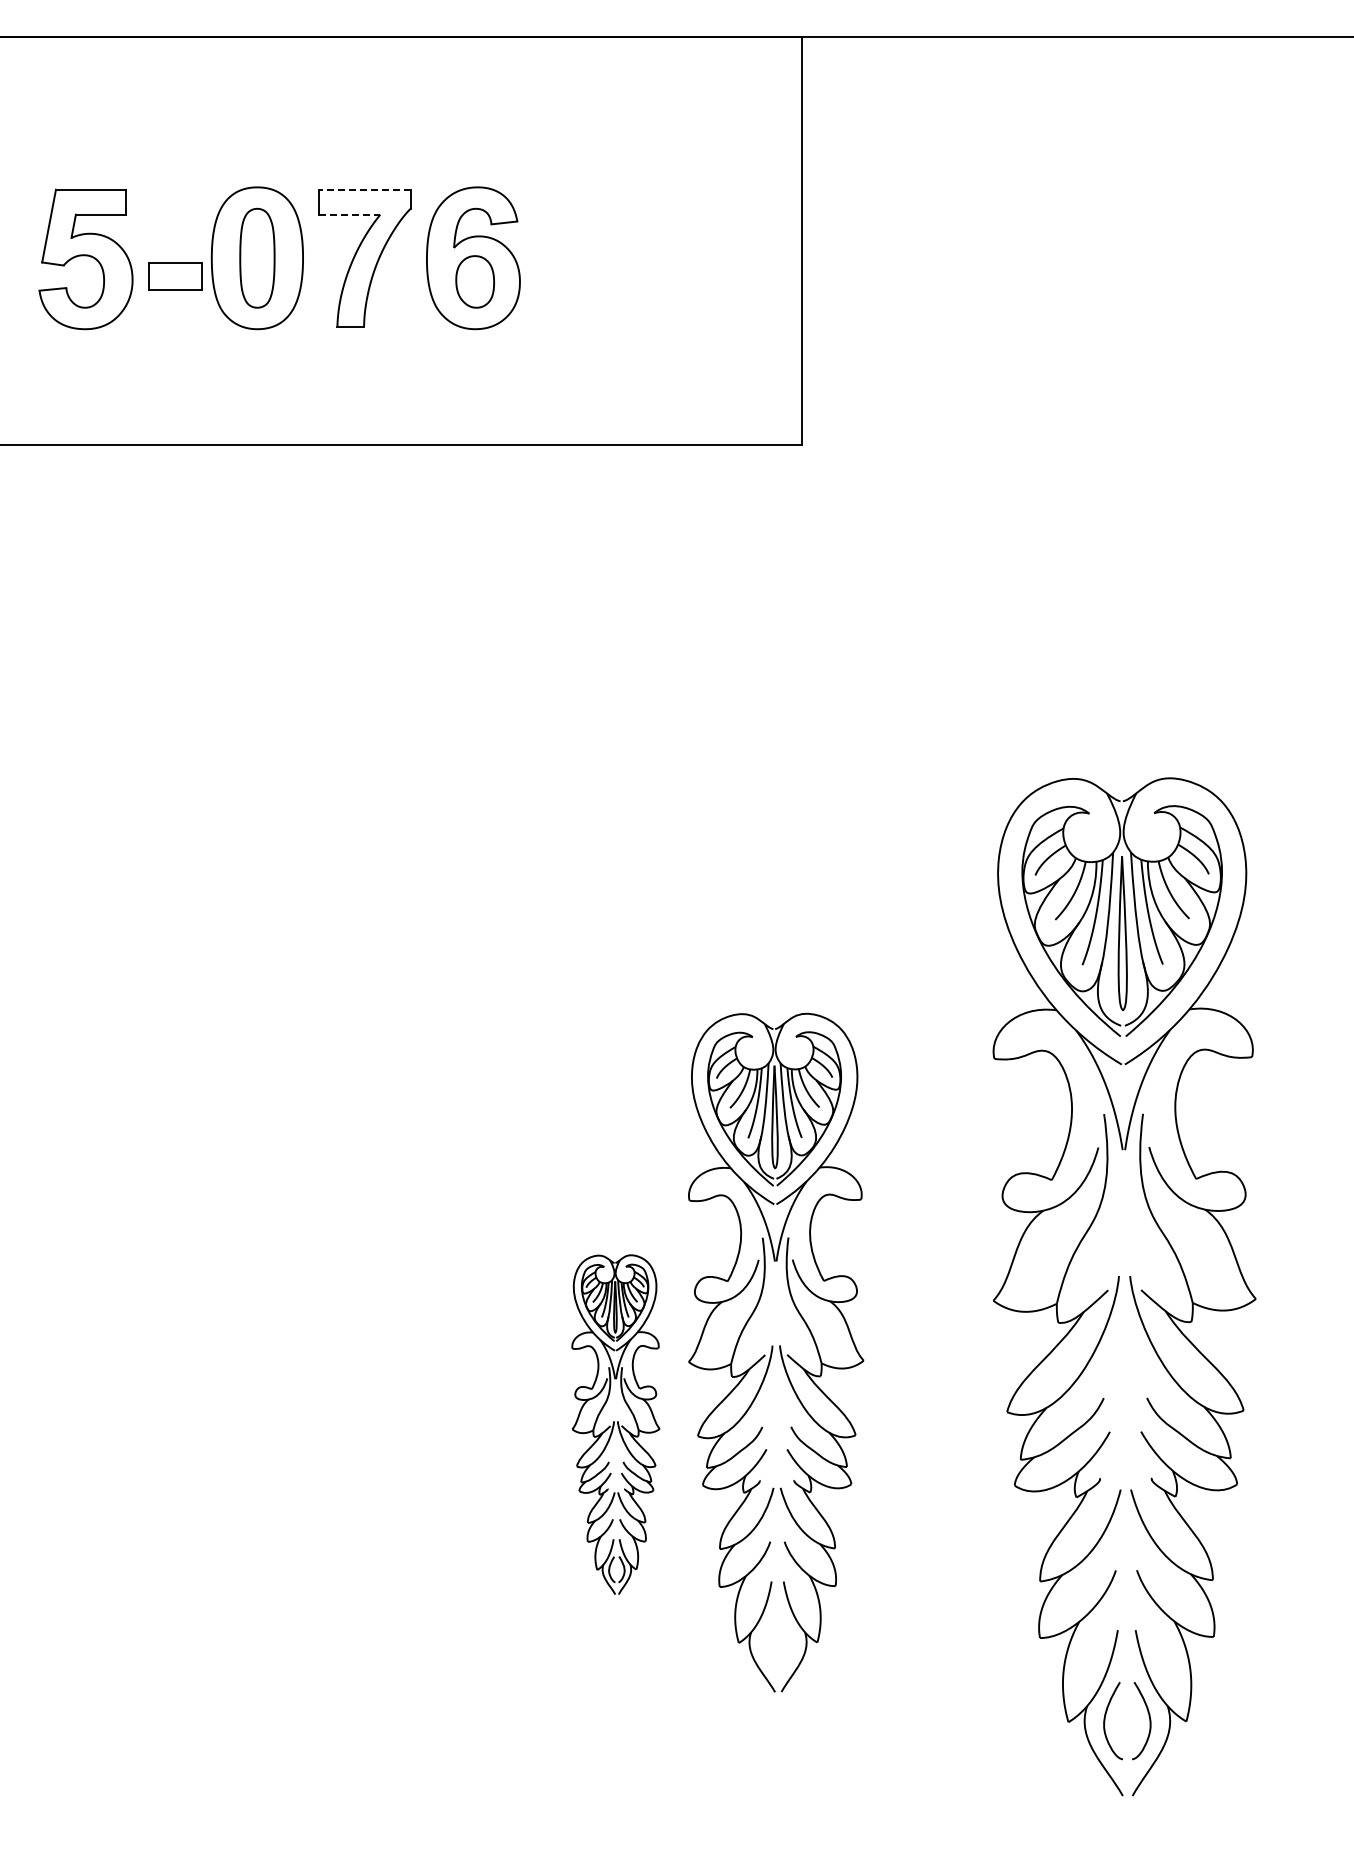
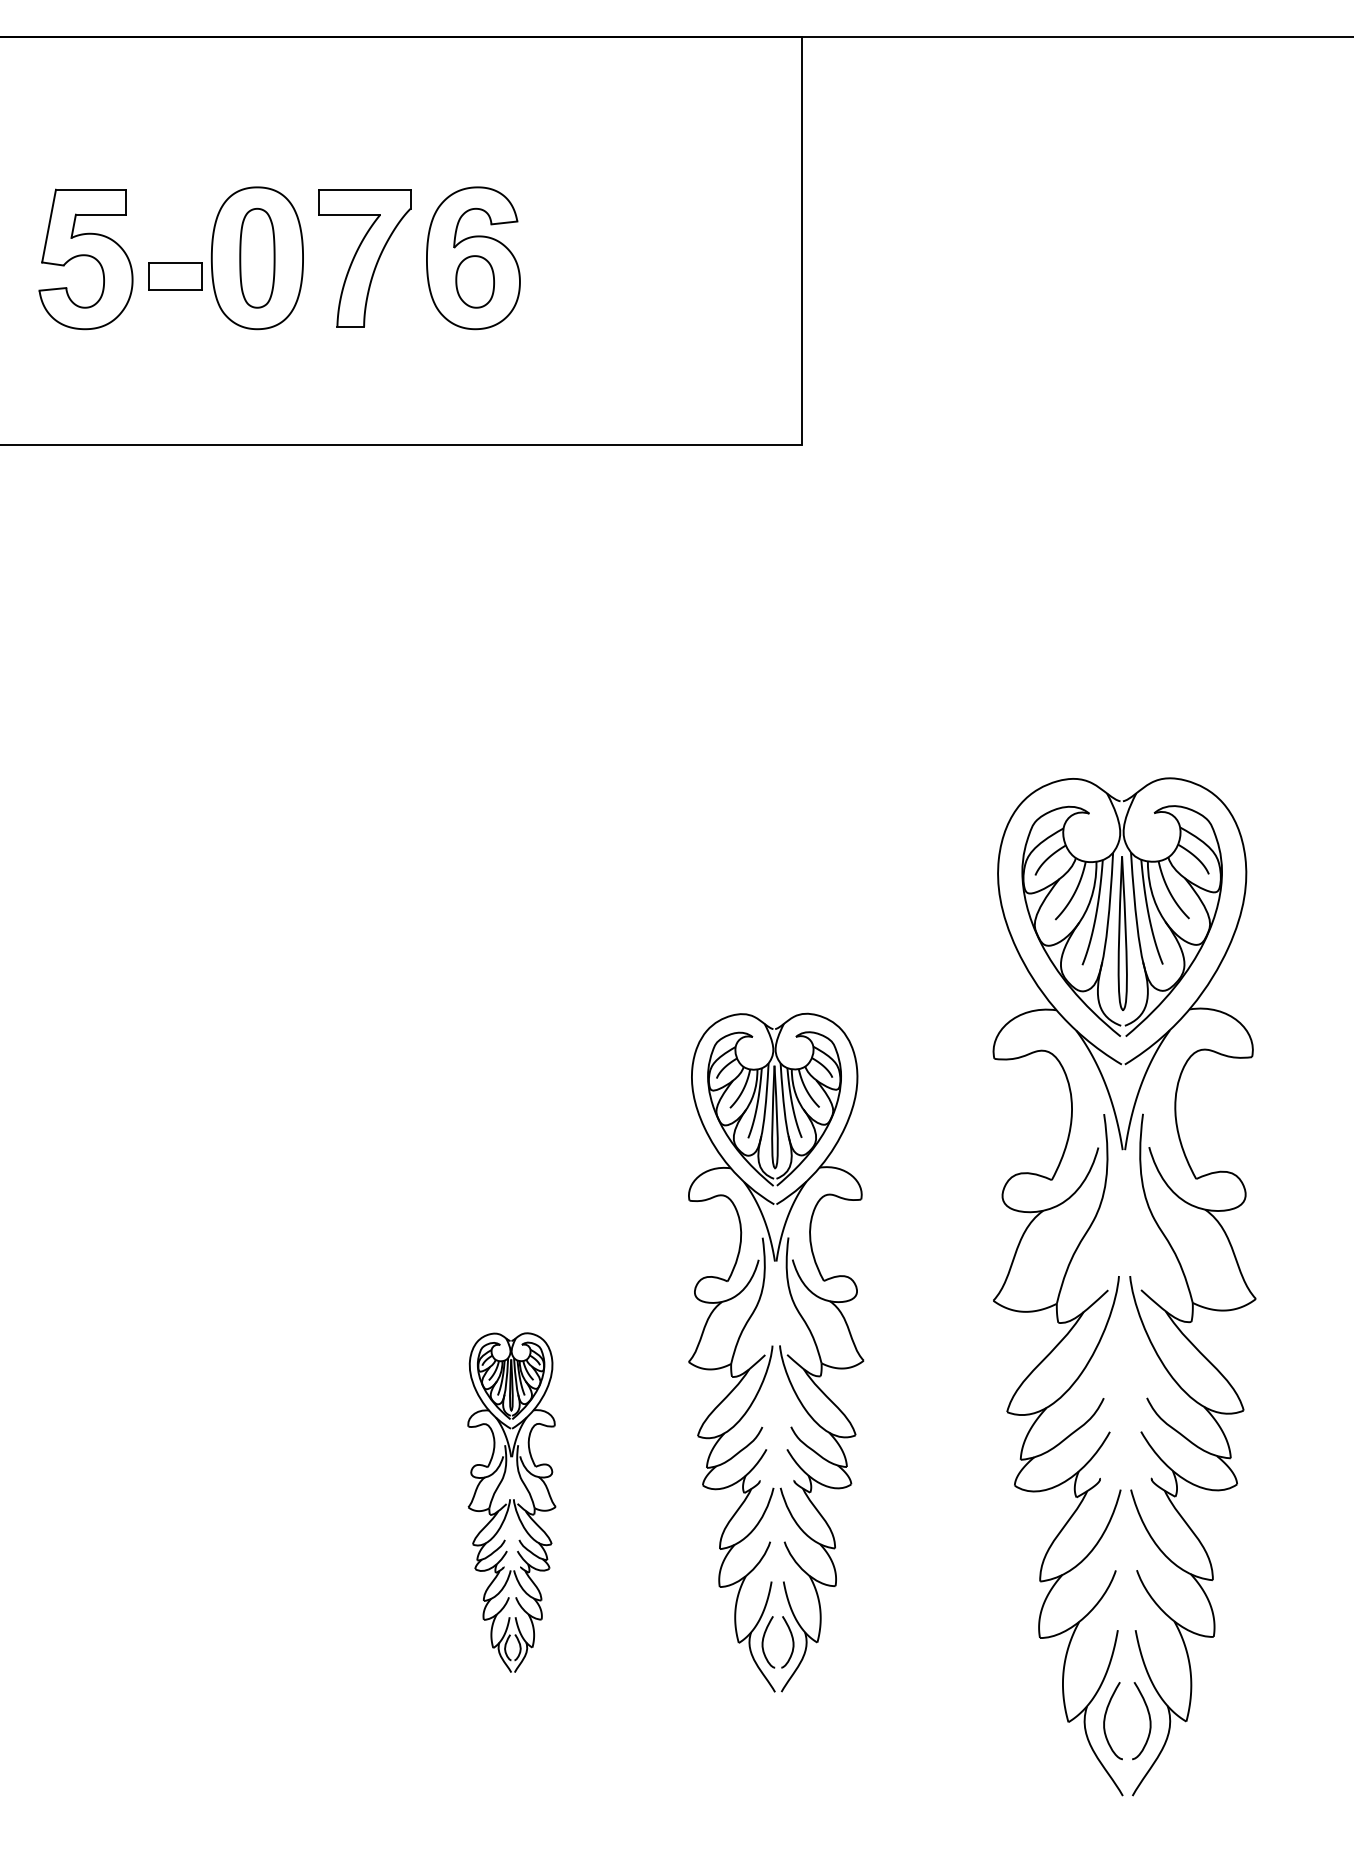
line: dashed -> solid (364, 189)
line: dashed -> solid (349, 214)
part position: (615, 1424) -> (511, 1502) (511, 1502)
part: none -> present (764, 1638)
